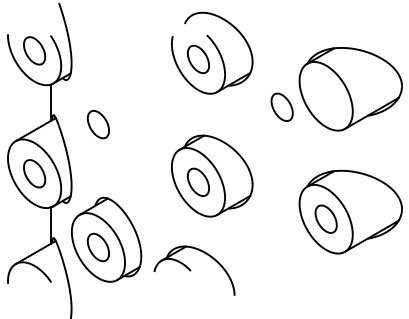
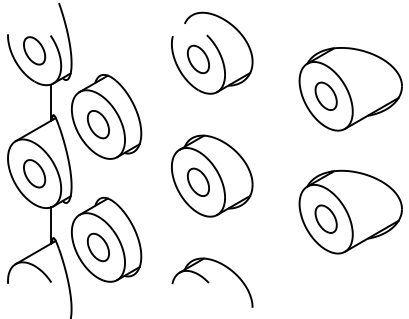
part position: (281, 106) -> (325, 95) (325, 95)
part: none -> present (106, 116)
part position: (194, 270) -> (212, 282) (212, 282)
